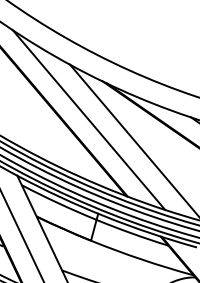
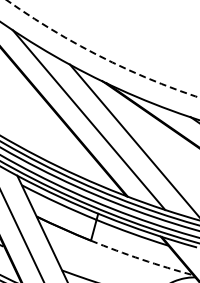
circle: solid -> dashed (102, 48)
arc: solid -> dashed (141, 259)
